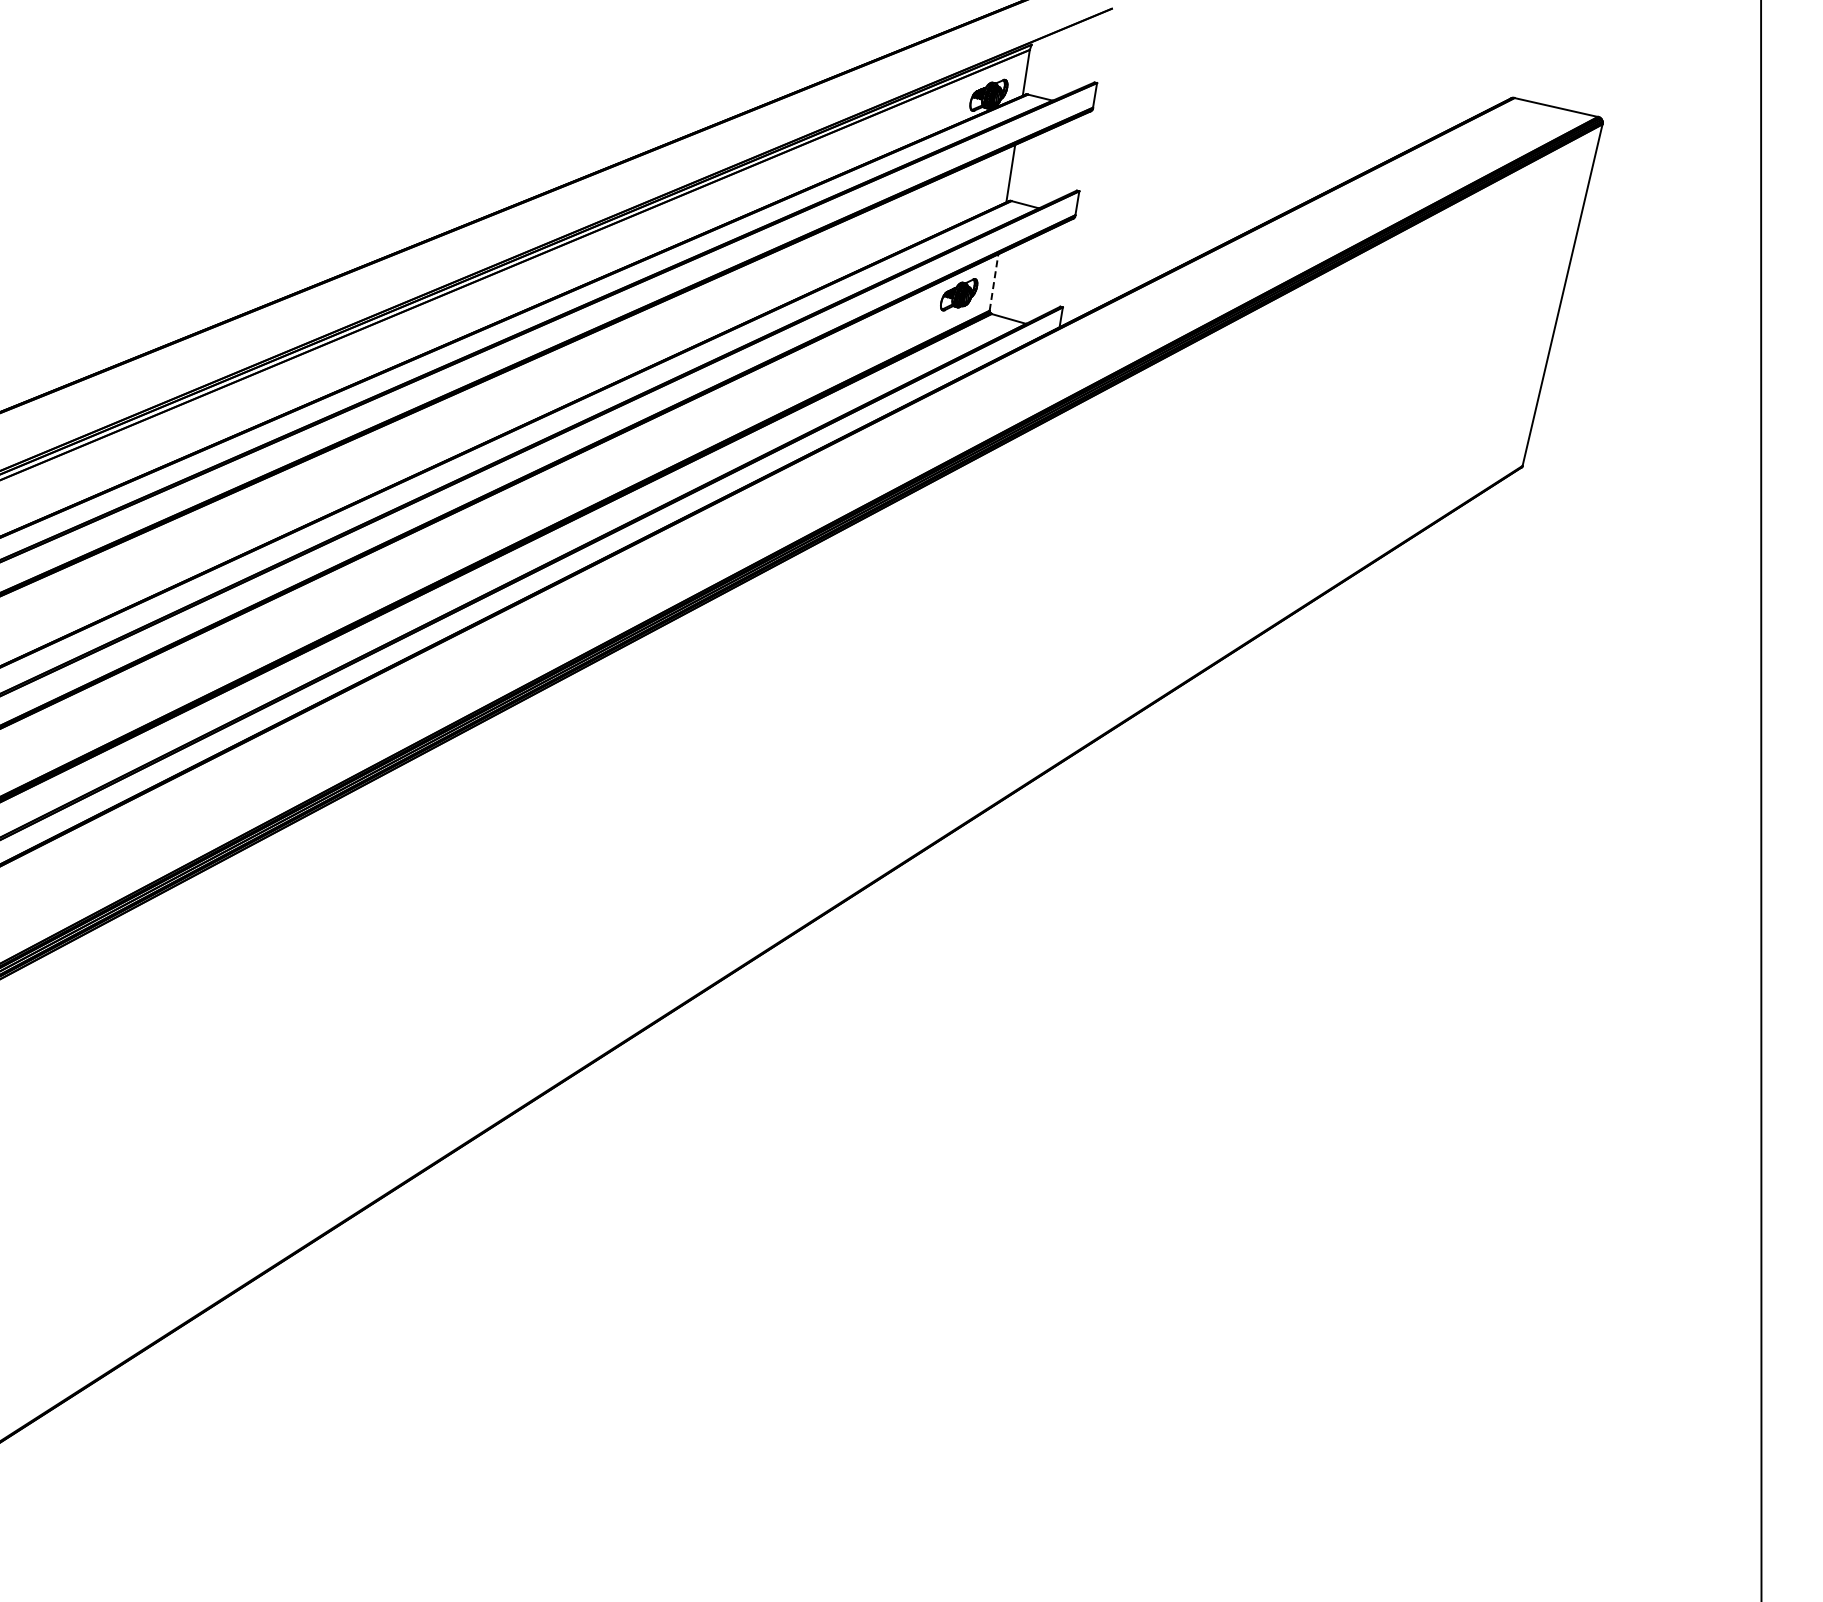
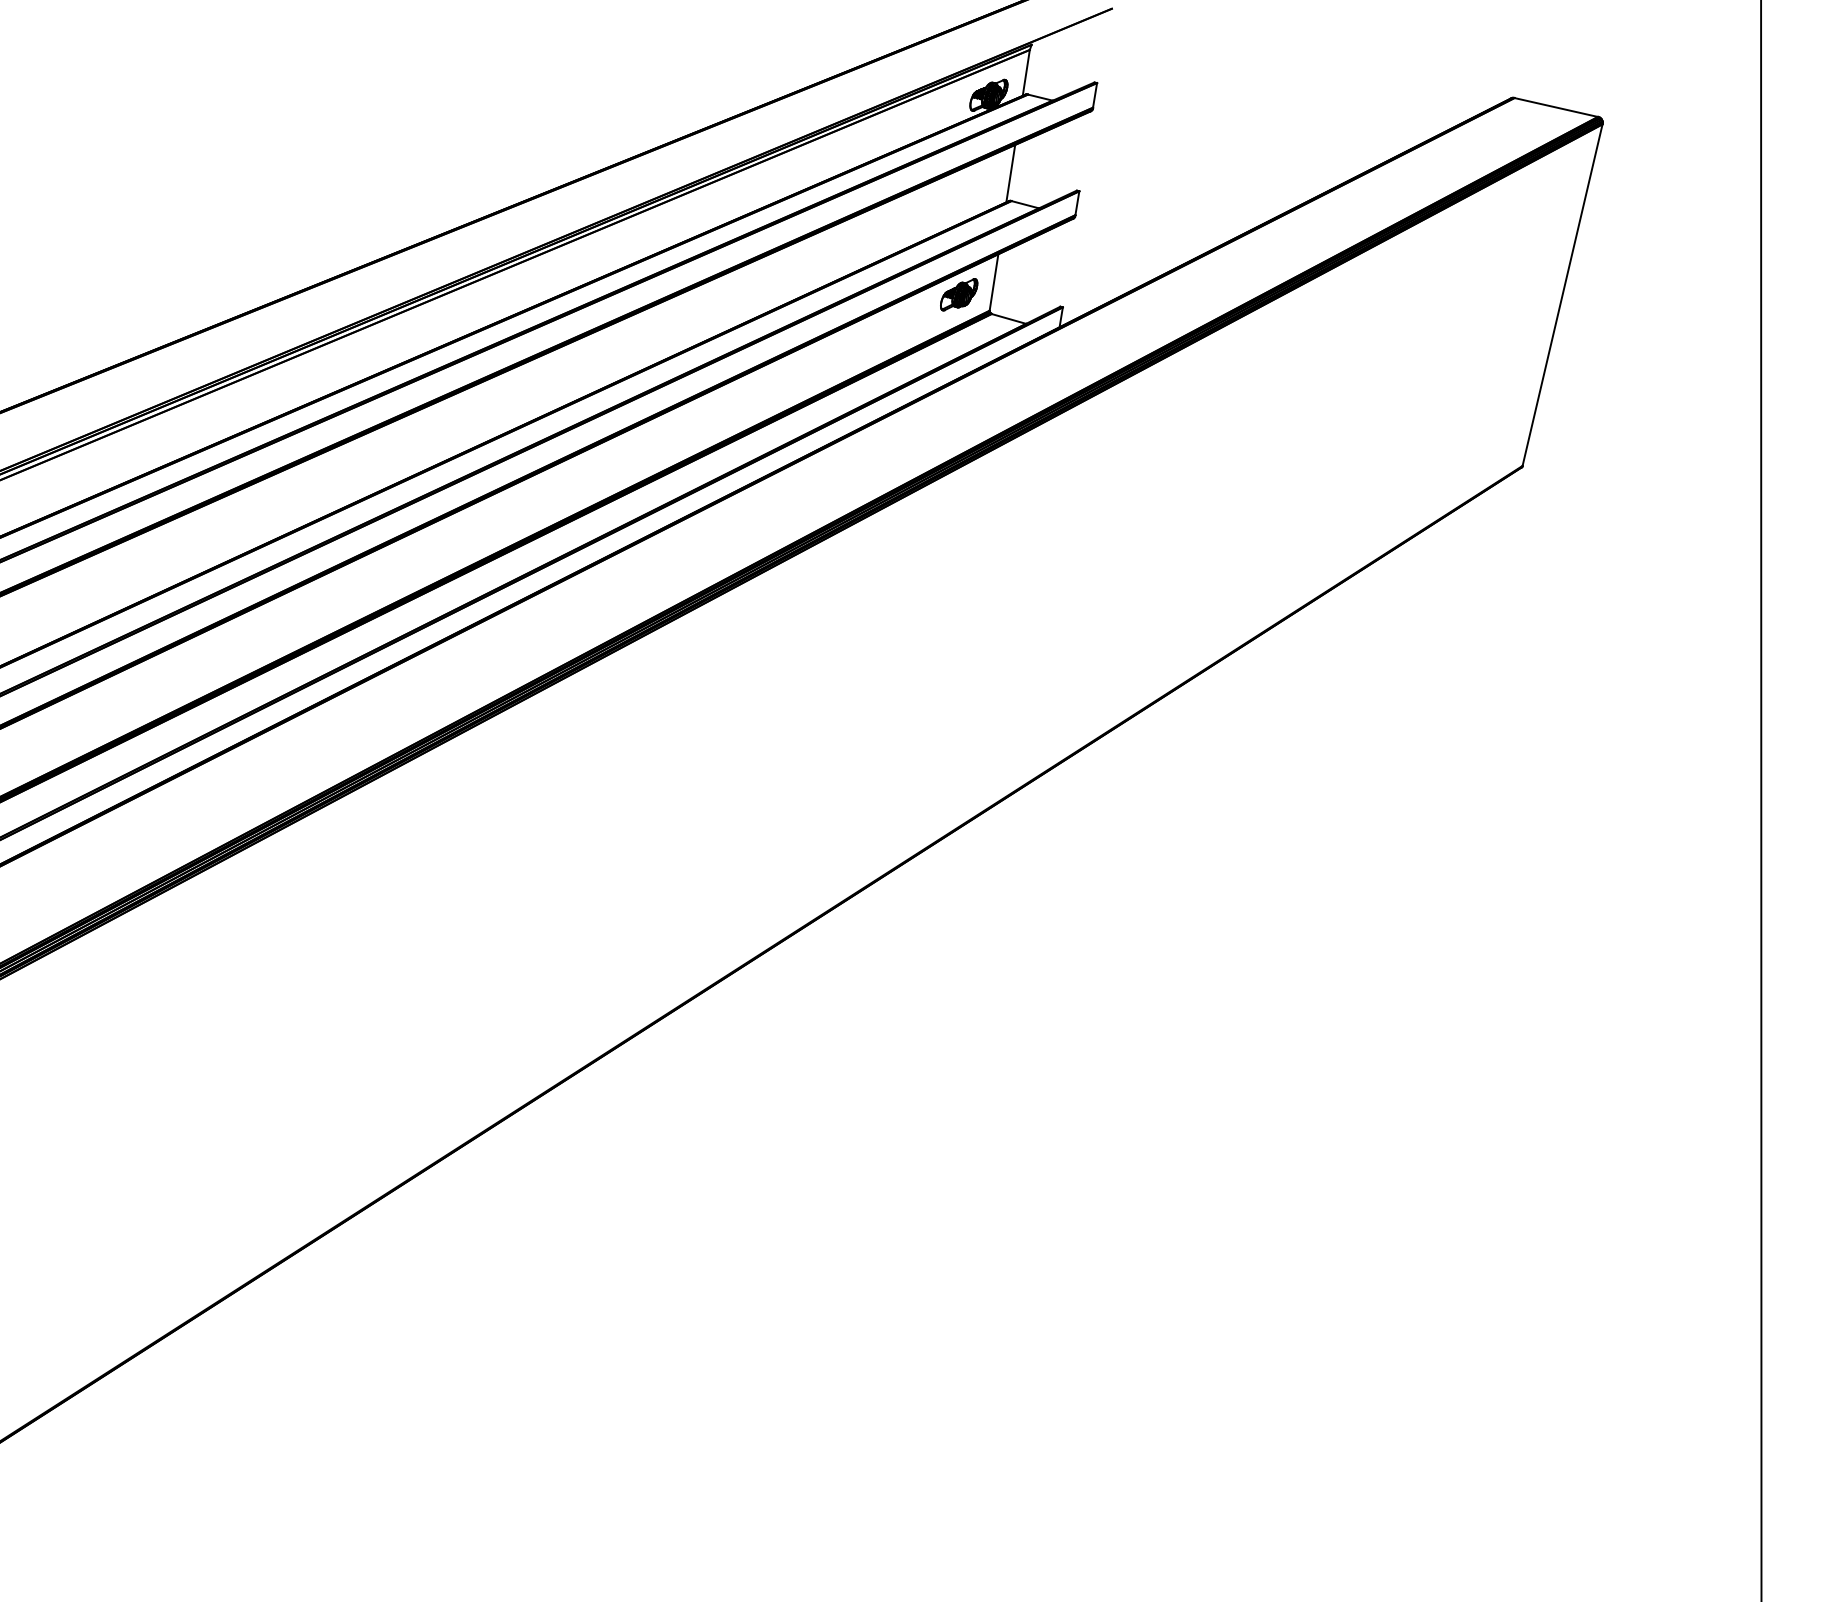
line: dashed -> solid (994, 282)
